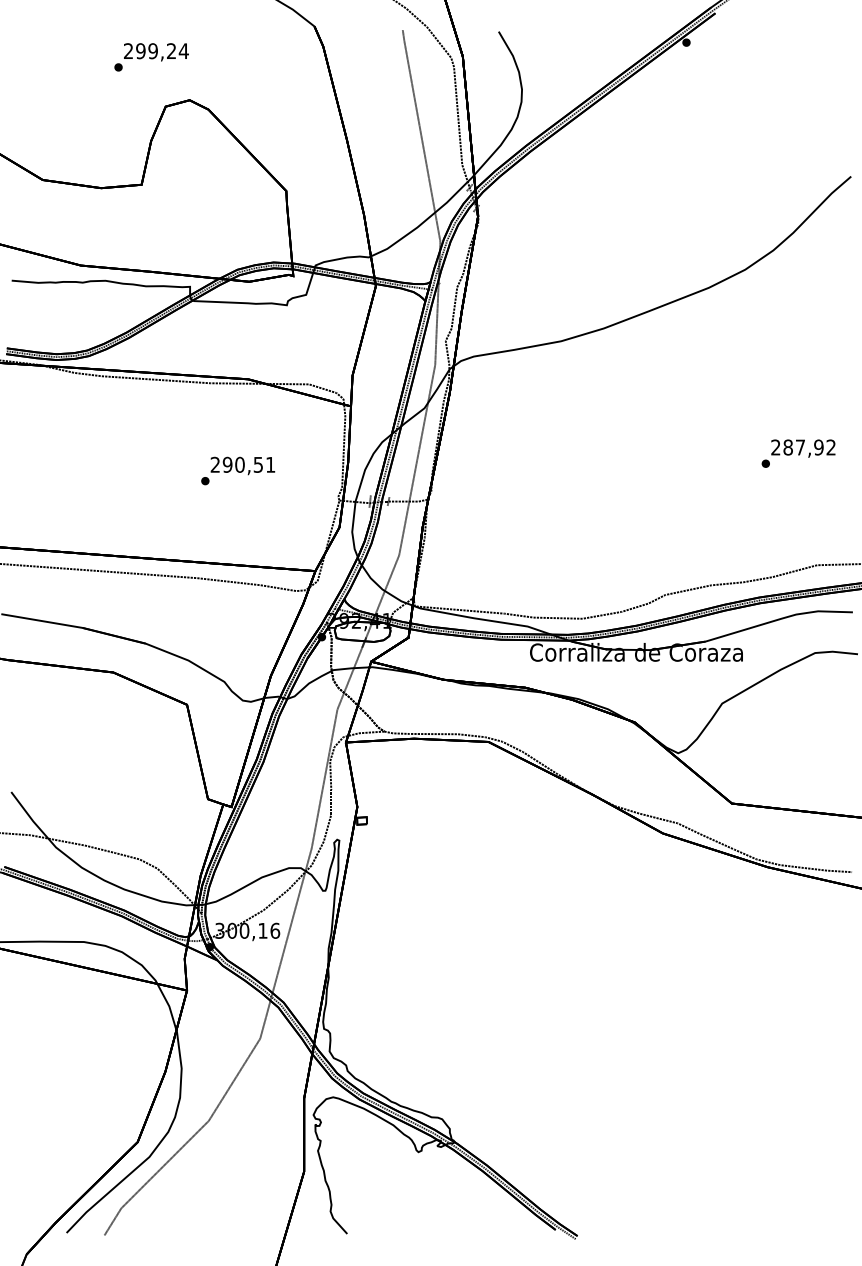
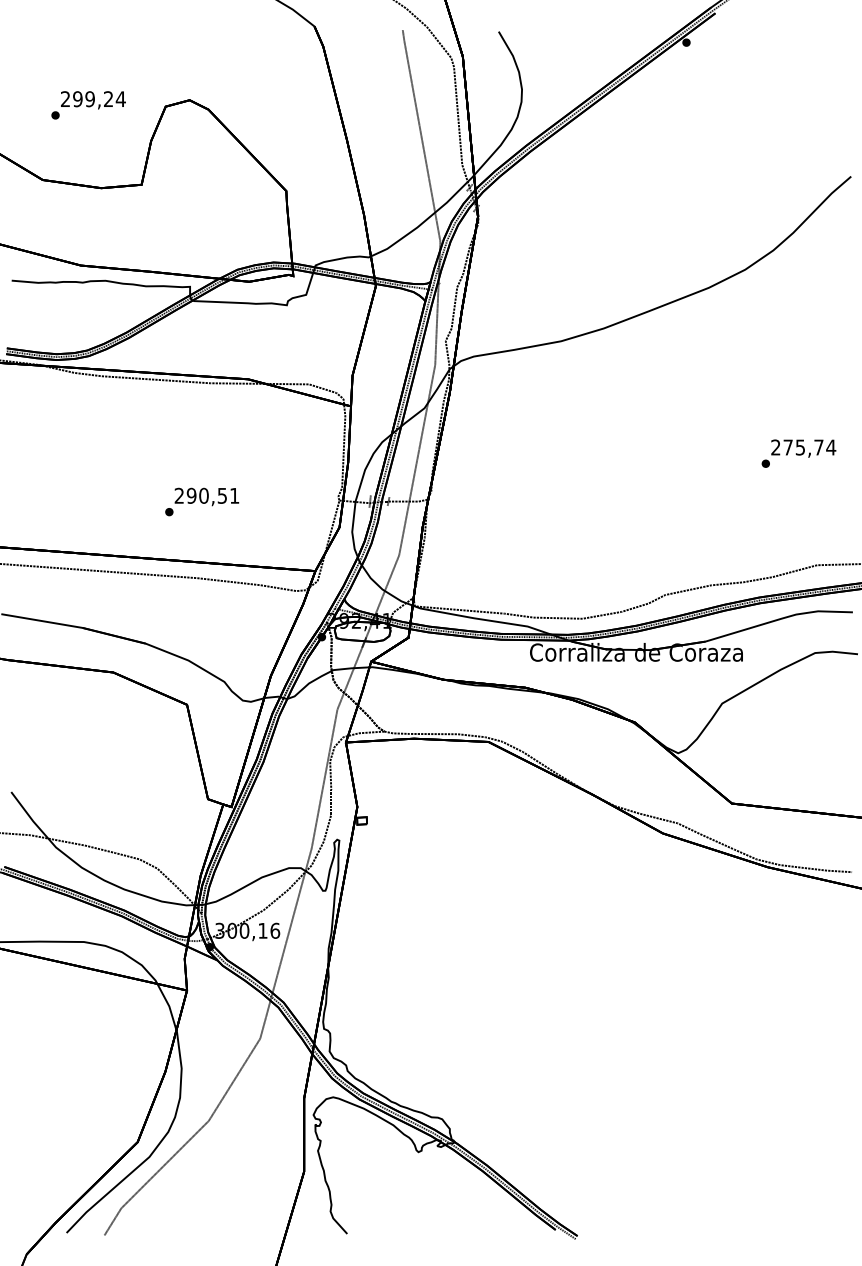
text position: (151, 57) -> (88, 105) (88, 105)
text: 287,92 -> 275,74 (809, 447)
text position: (238, 470) -> (202, 501) (202, 501)
